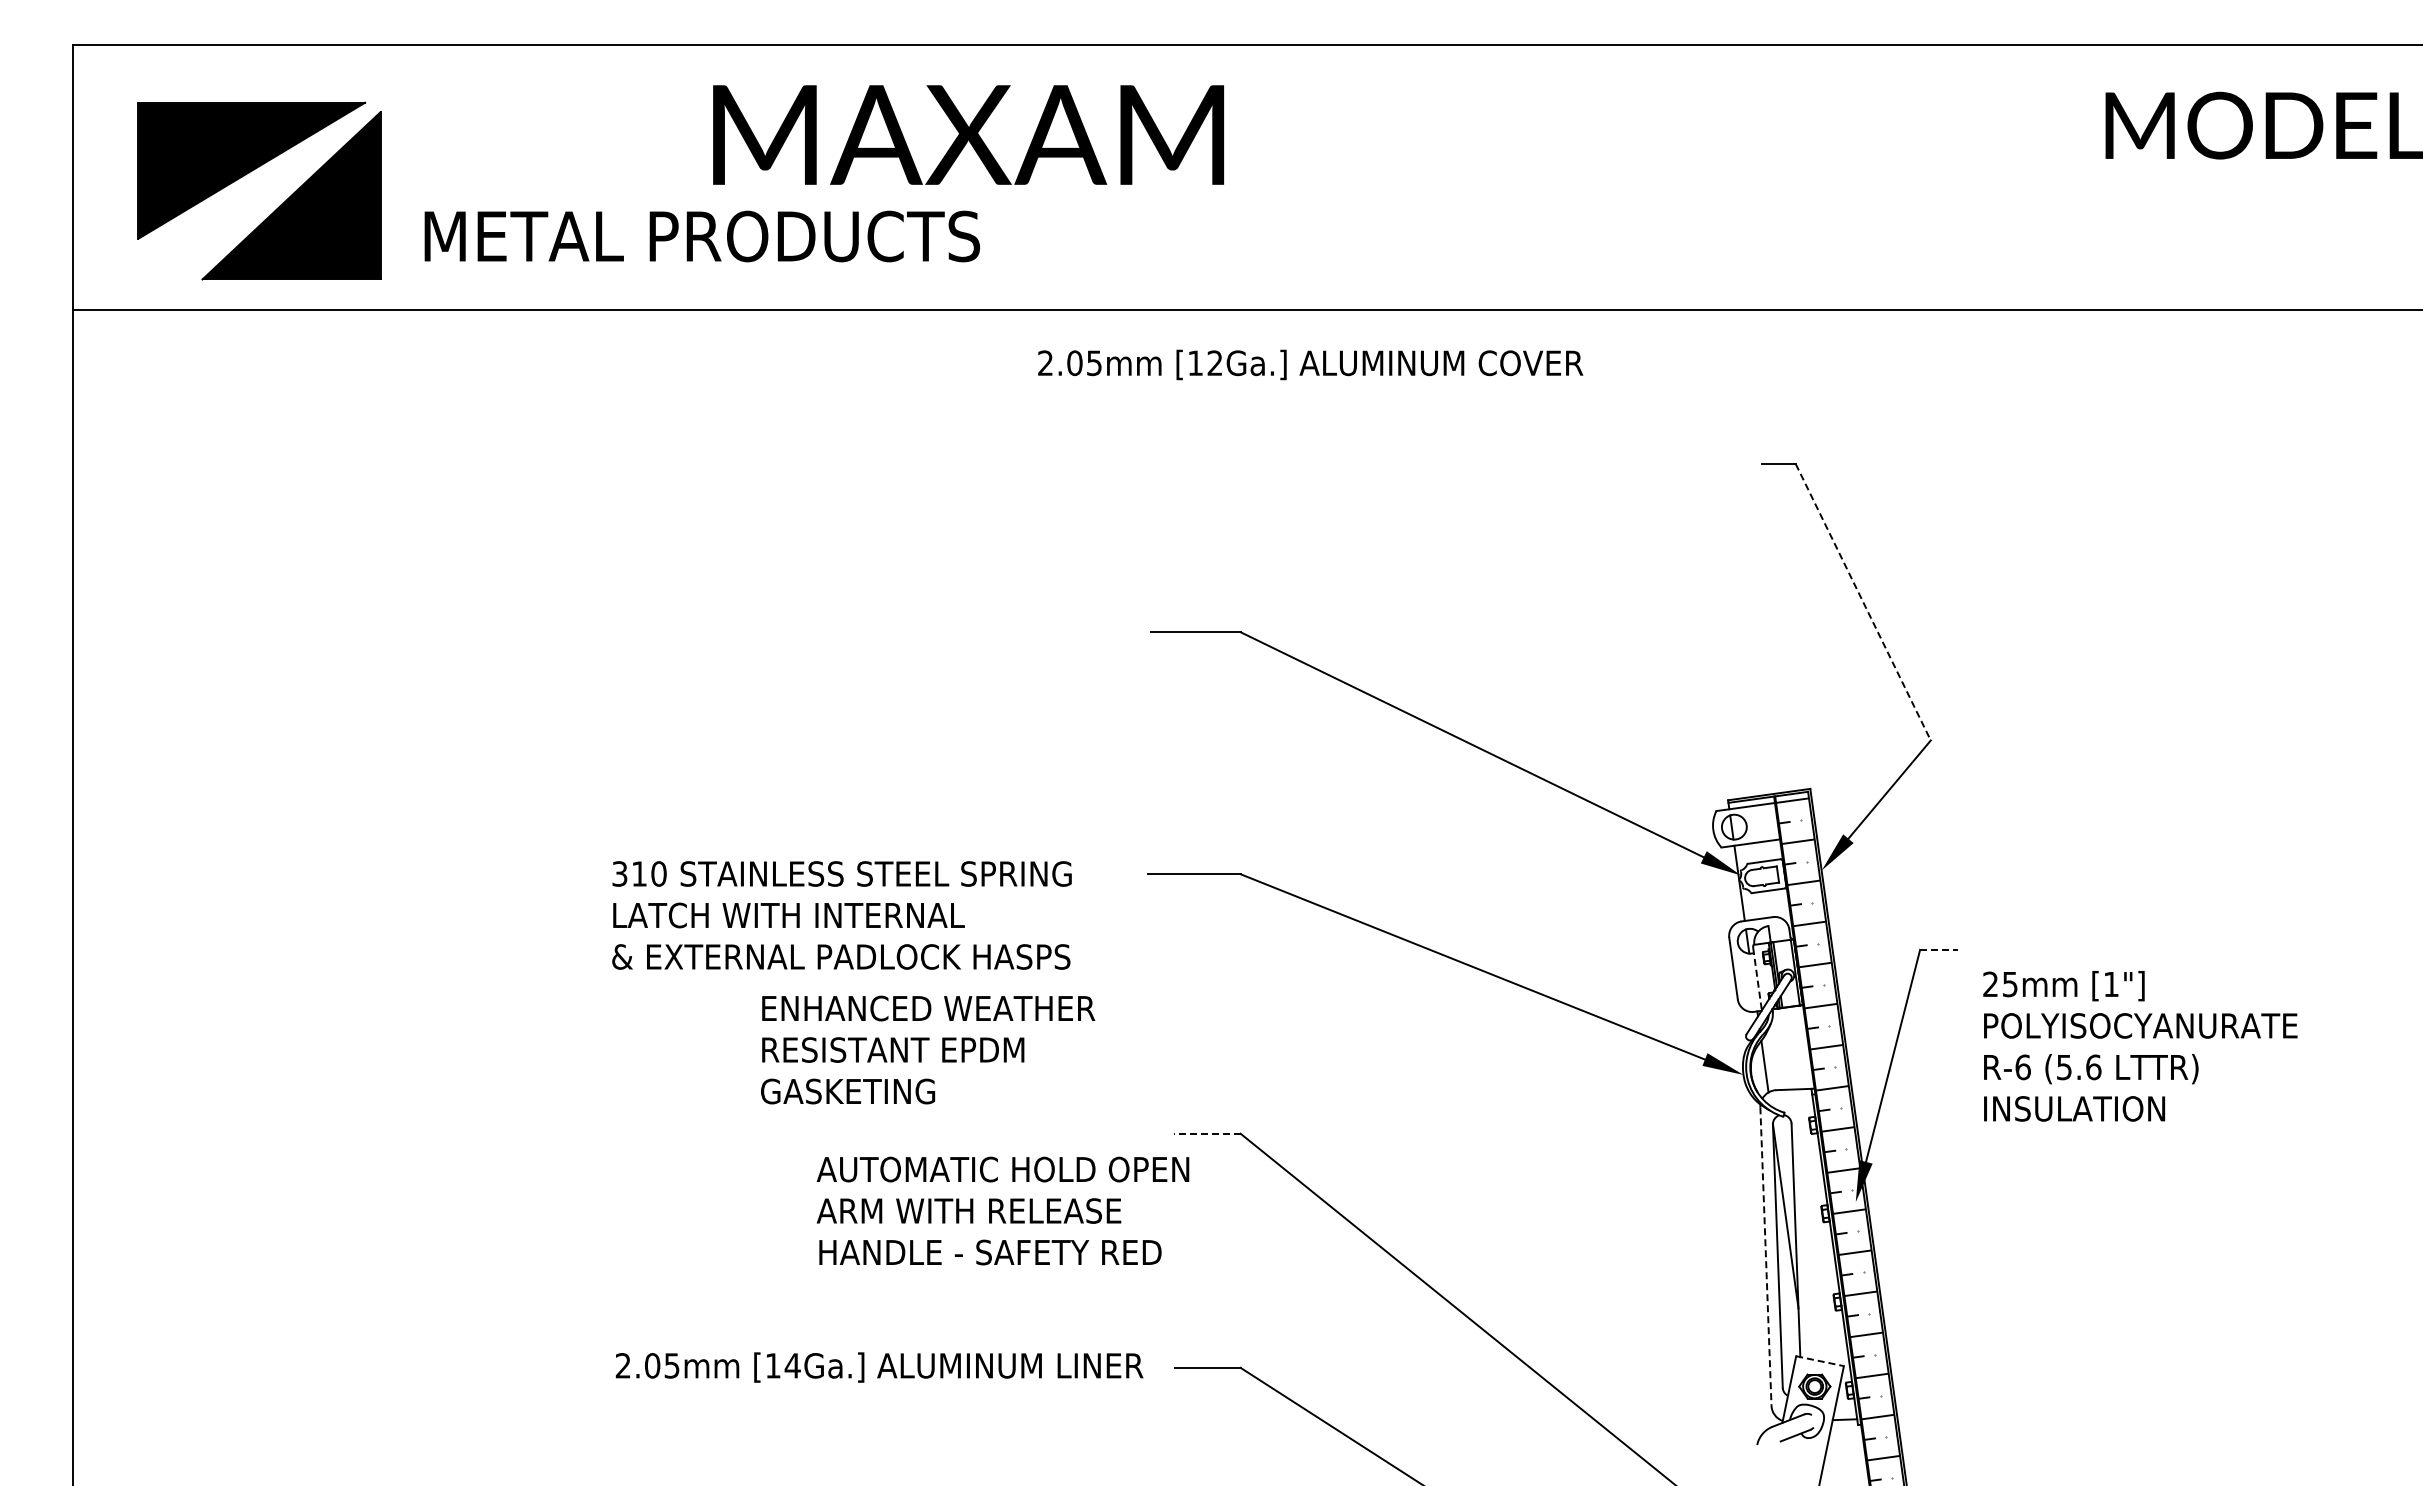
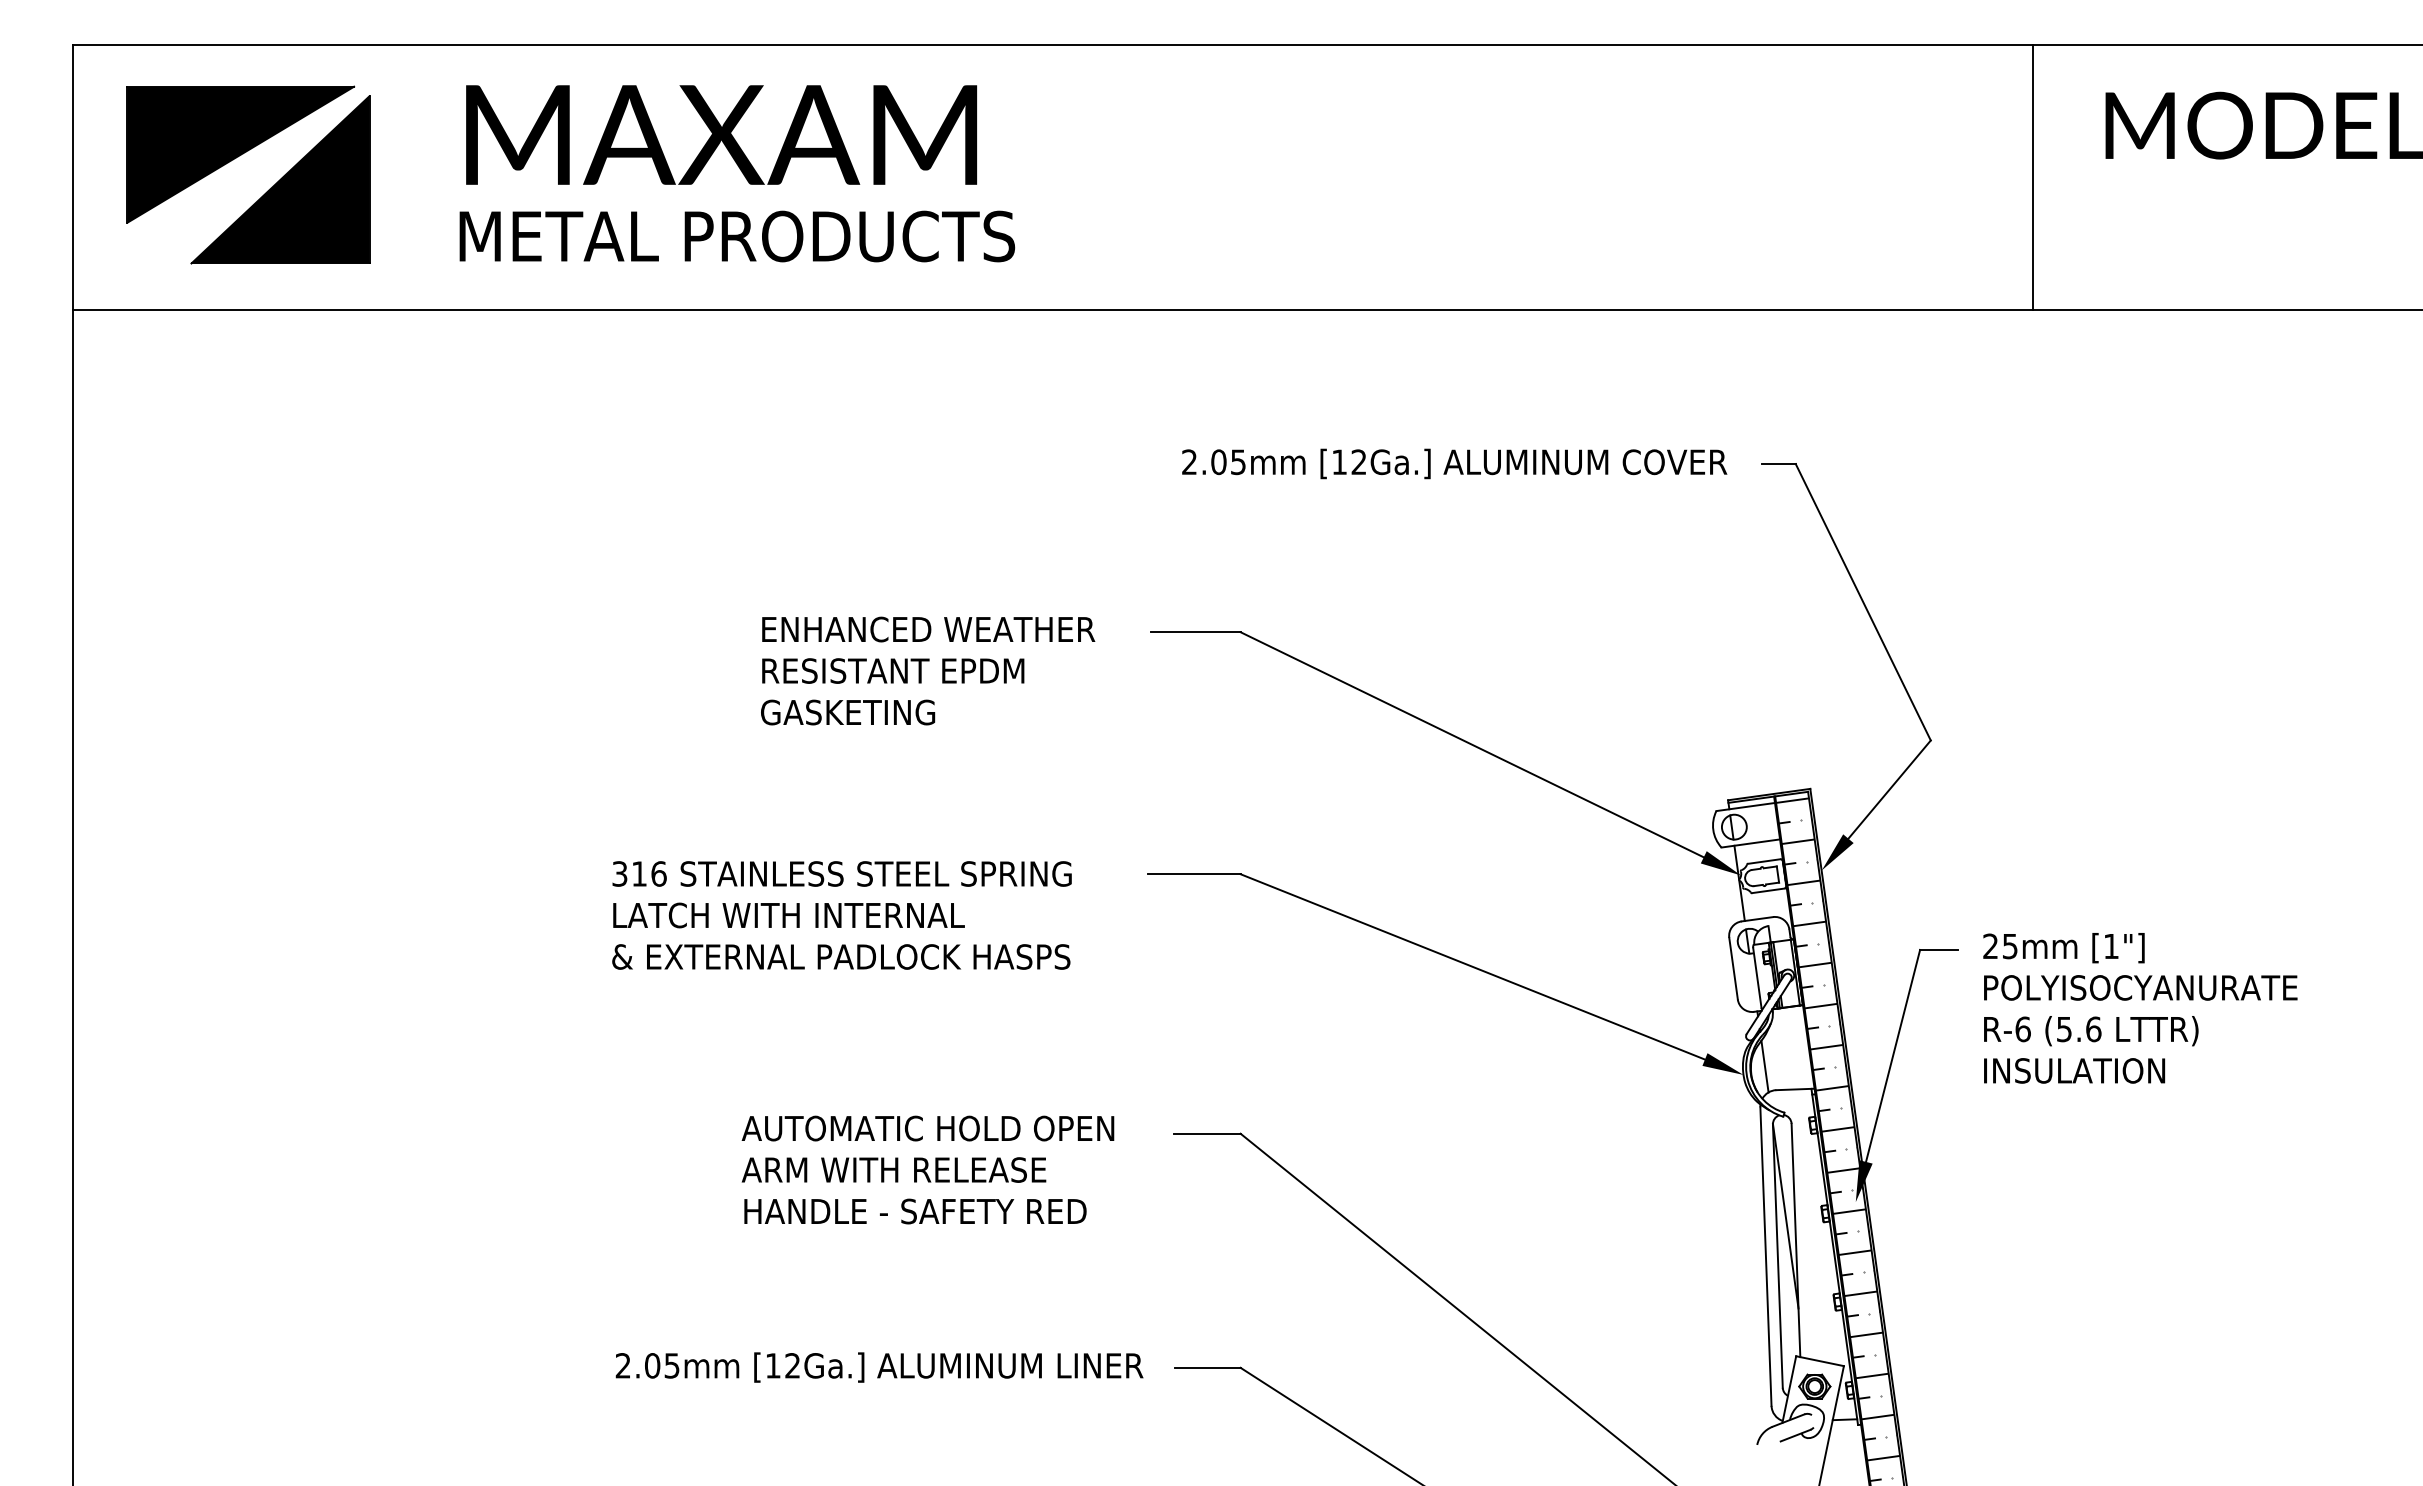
text position: (968, 134) -> (721, 134) (721, 134)
part position: (249, 173) -> (238, 157) (238, 157)
line: none -> present (2032, 177)
text position: (702, 236) -> (737, 236) (737, 236)
text position: (1310, 364) -> (1454, 463) (1454, 463)
line: dashed -> solid (1863, 602)
text: 310 -> 316 (658, 873)
line: dashed -> solid (1939, 949)
line: dashed -> solid (1757, 978)
text position: (2140, 1046) -> (2140, 1008) (2140, 1008)
text position: (928, 1049) -> (928, 670) (928, 670)
line: dashed -> solid (1206, 1133)
text position: (1002, 1210) -> (927, 1169) (927, 1169)
line: dashed -> solid (1765, 1257)
line: dashed -> solid (1820, 1361)
text: [14Ga.] -> [12Ga.] (792, 1365)
